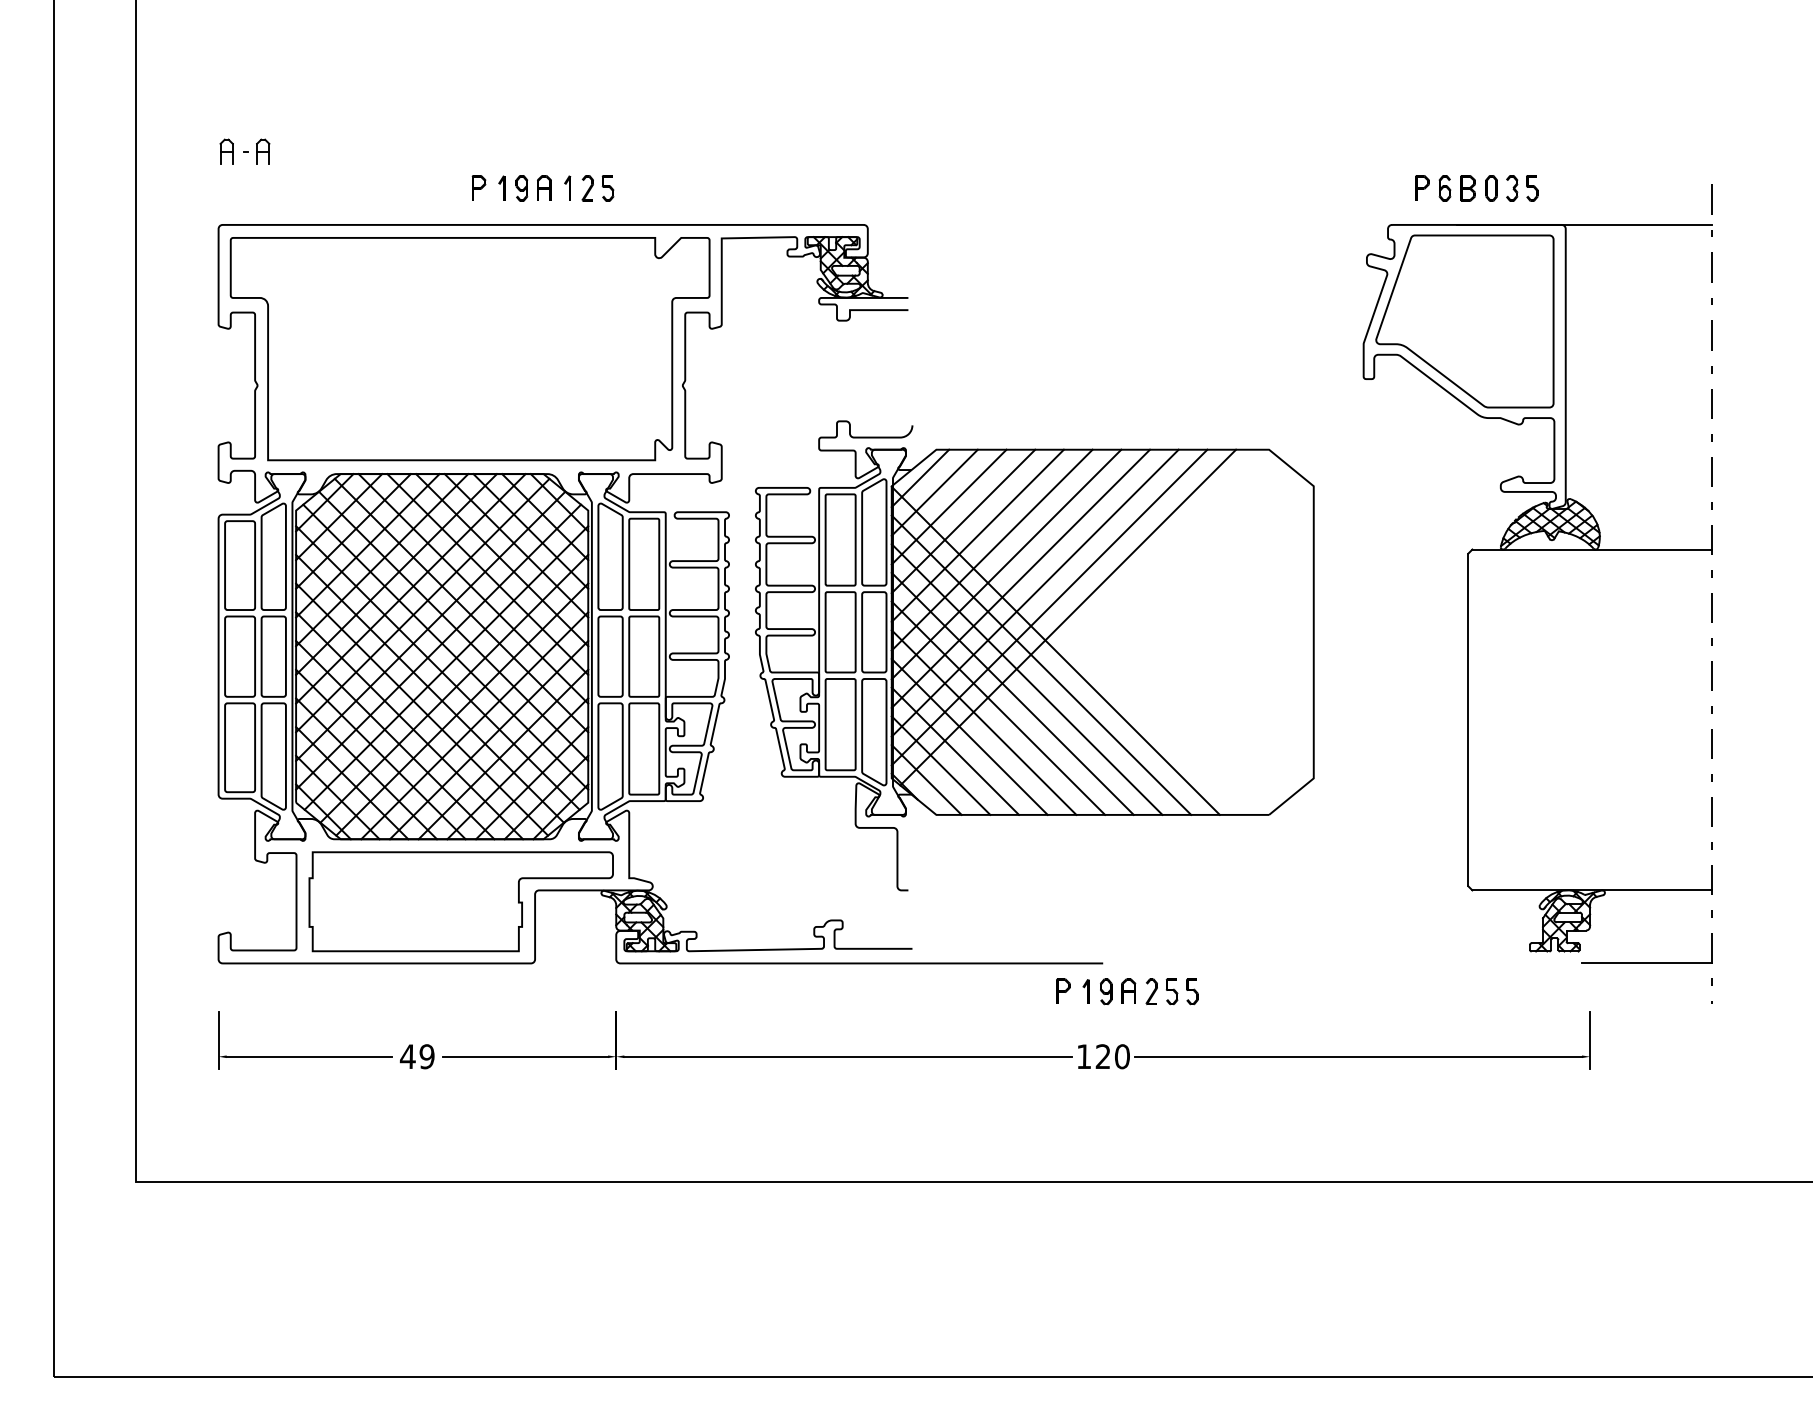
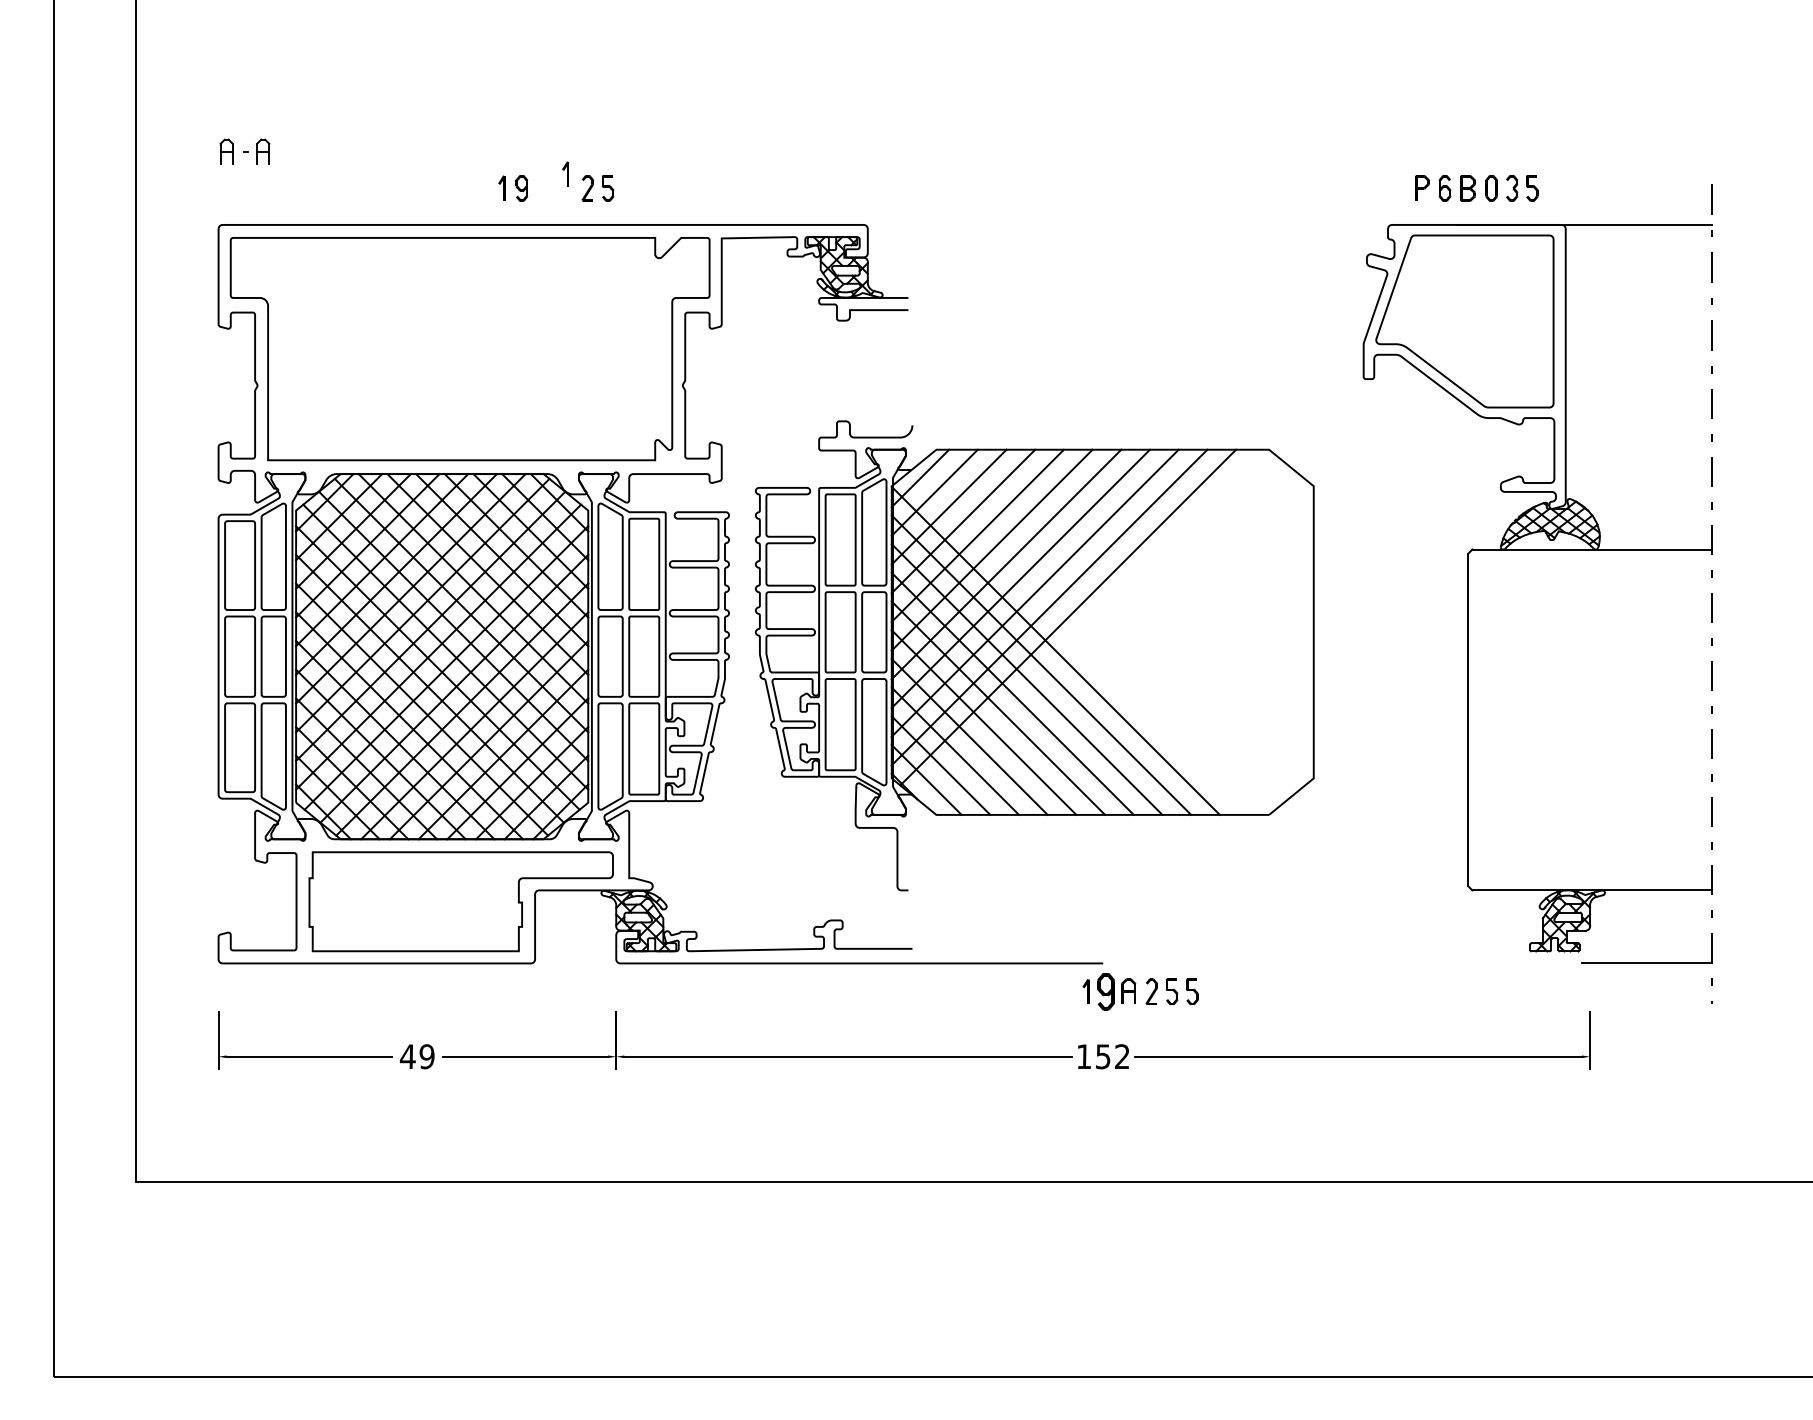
part: present -> none (478, 187)
part: present -> none (544, 187)
part position: (567, 187) -> (565, 173) (565, 173)
part: present -> none (1063, 990)
part size: 13x28 px -> 18x38 px (1105, 991)
text: 120 -> 152 (1112, 1056)
